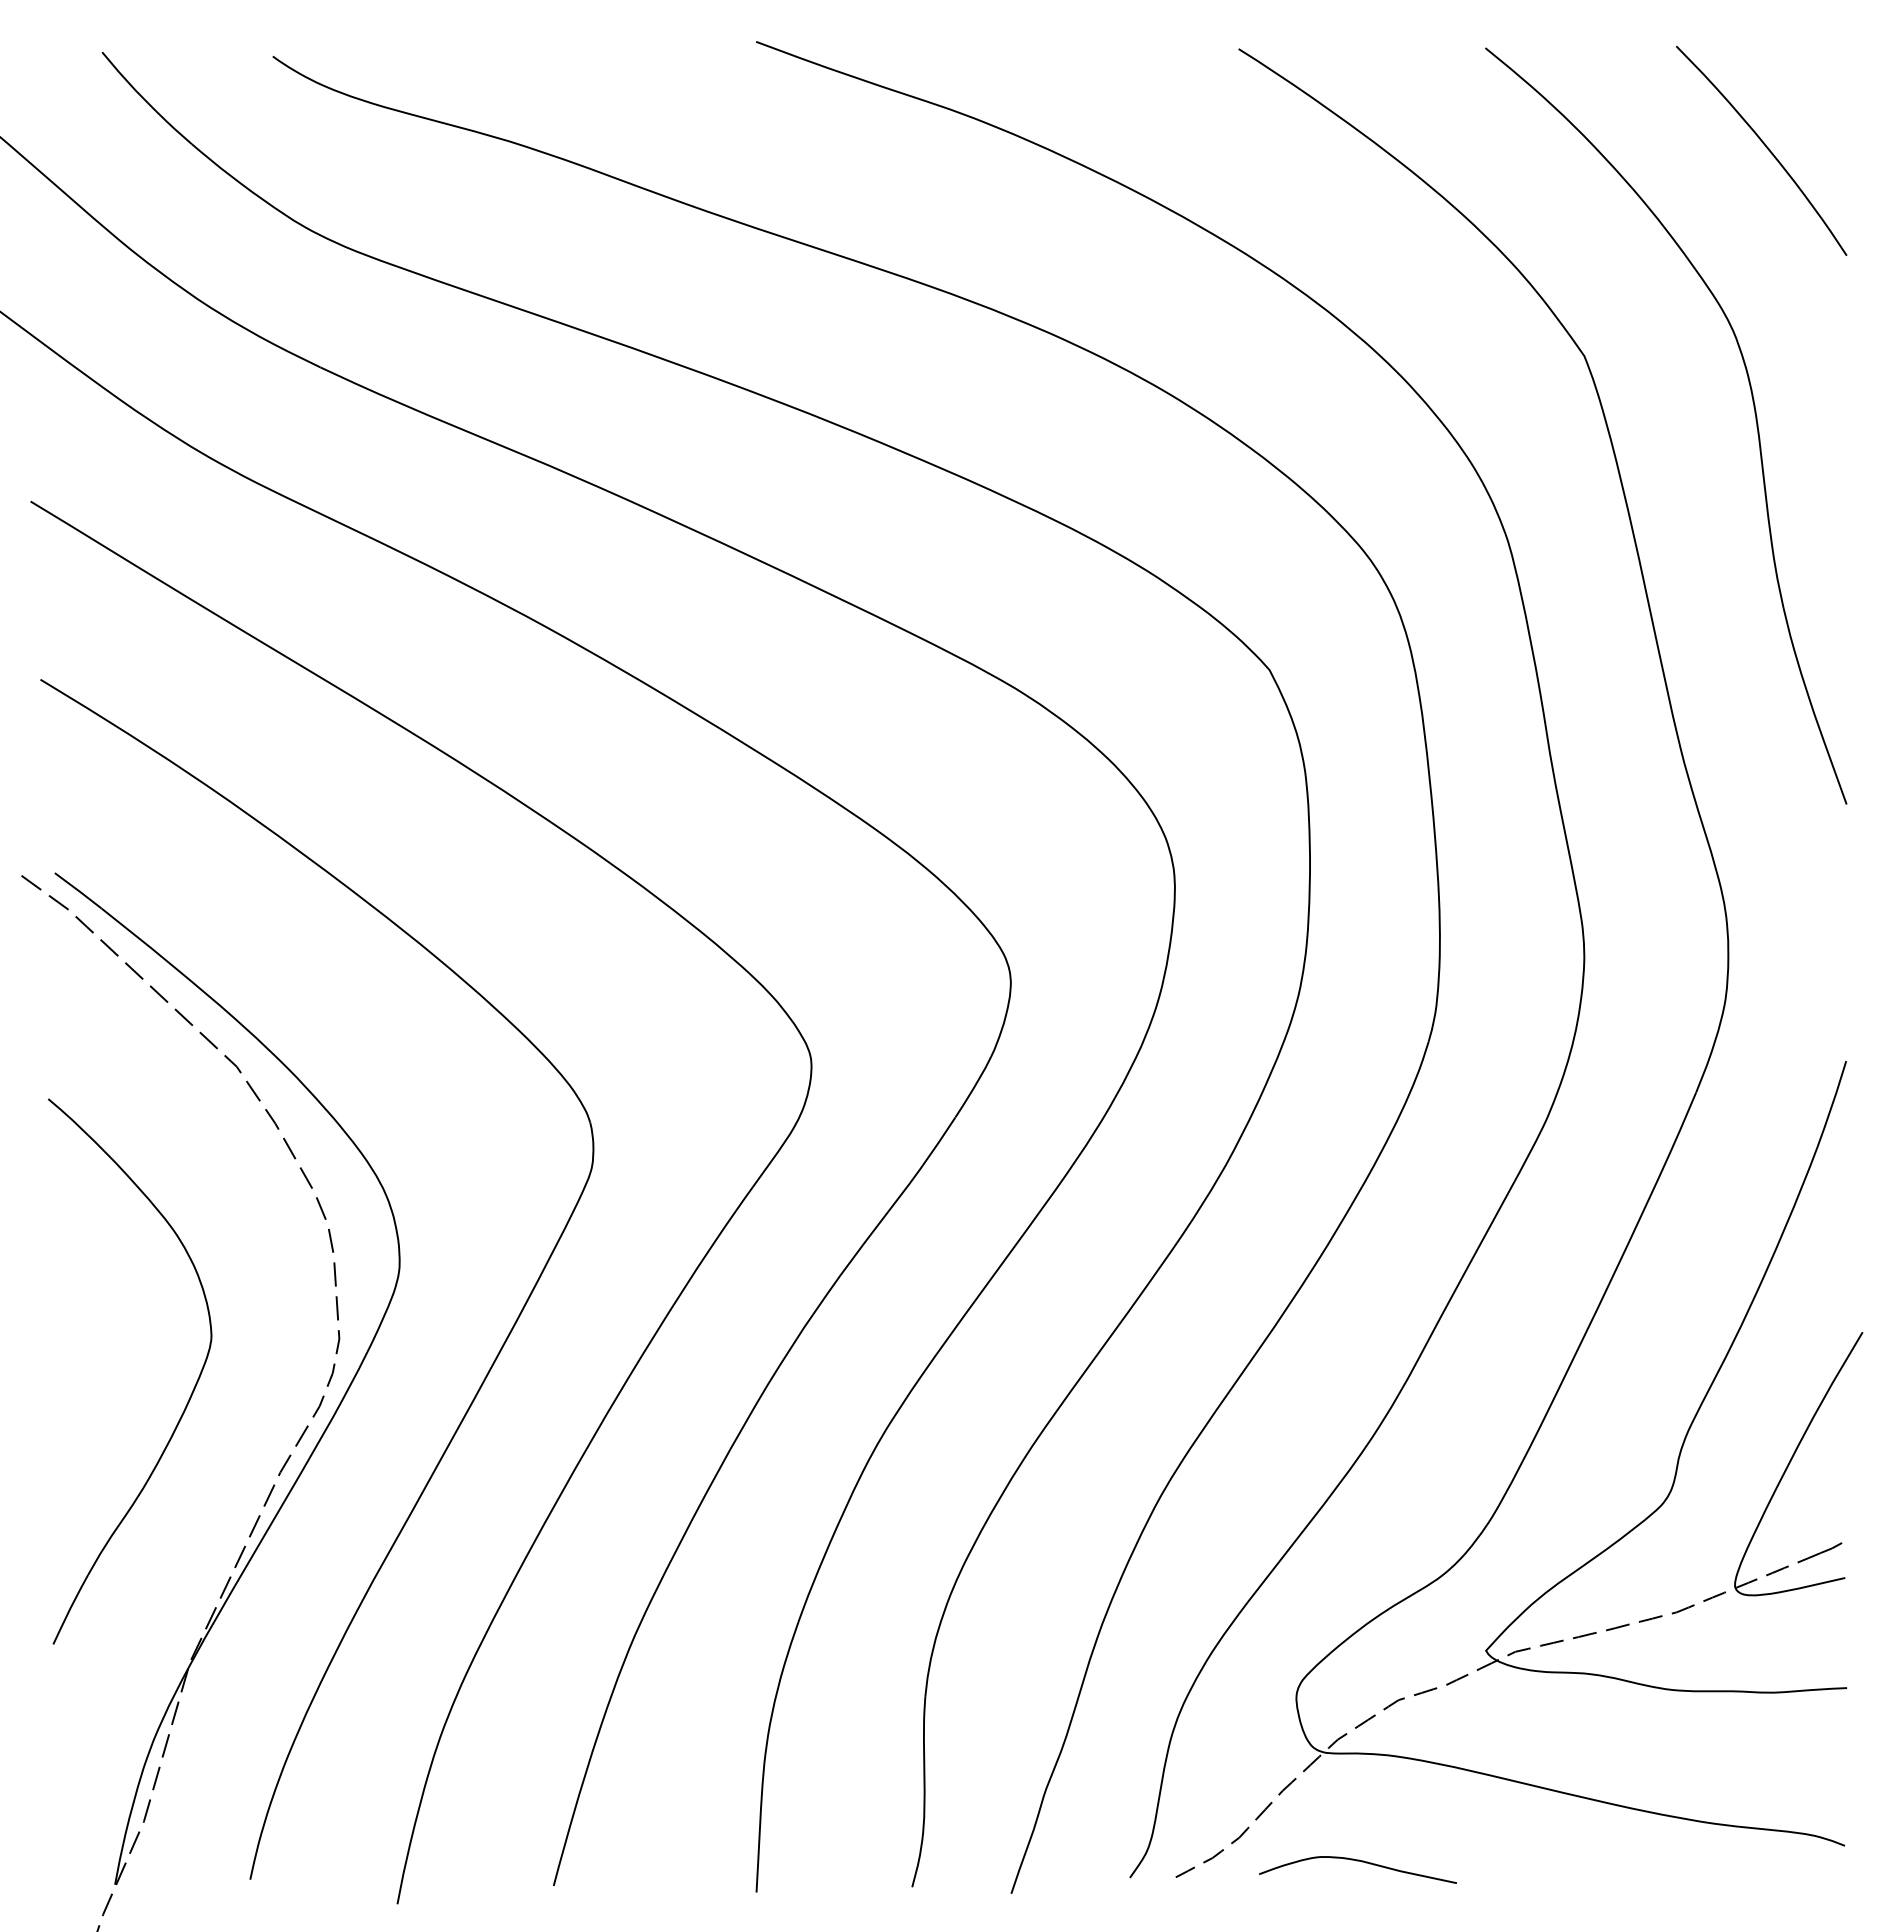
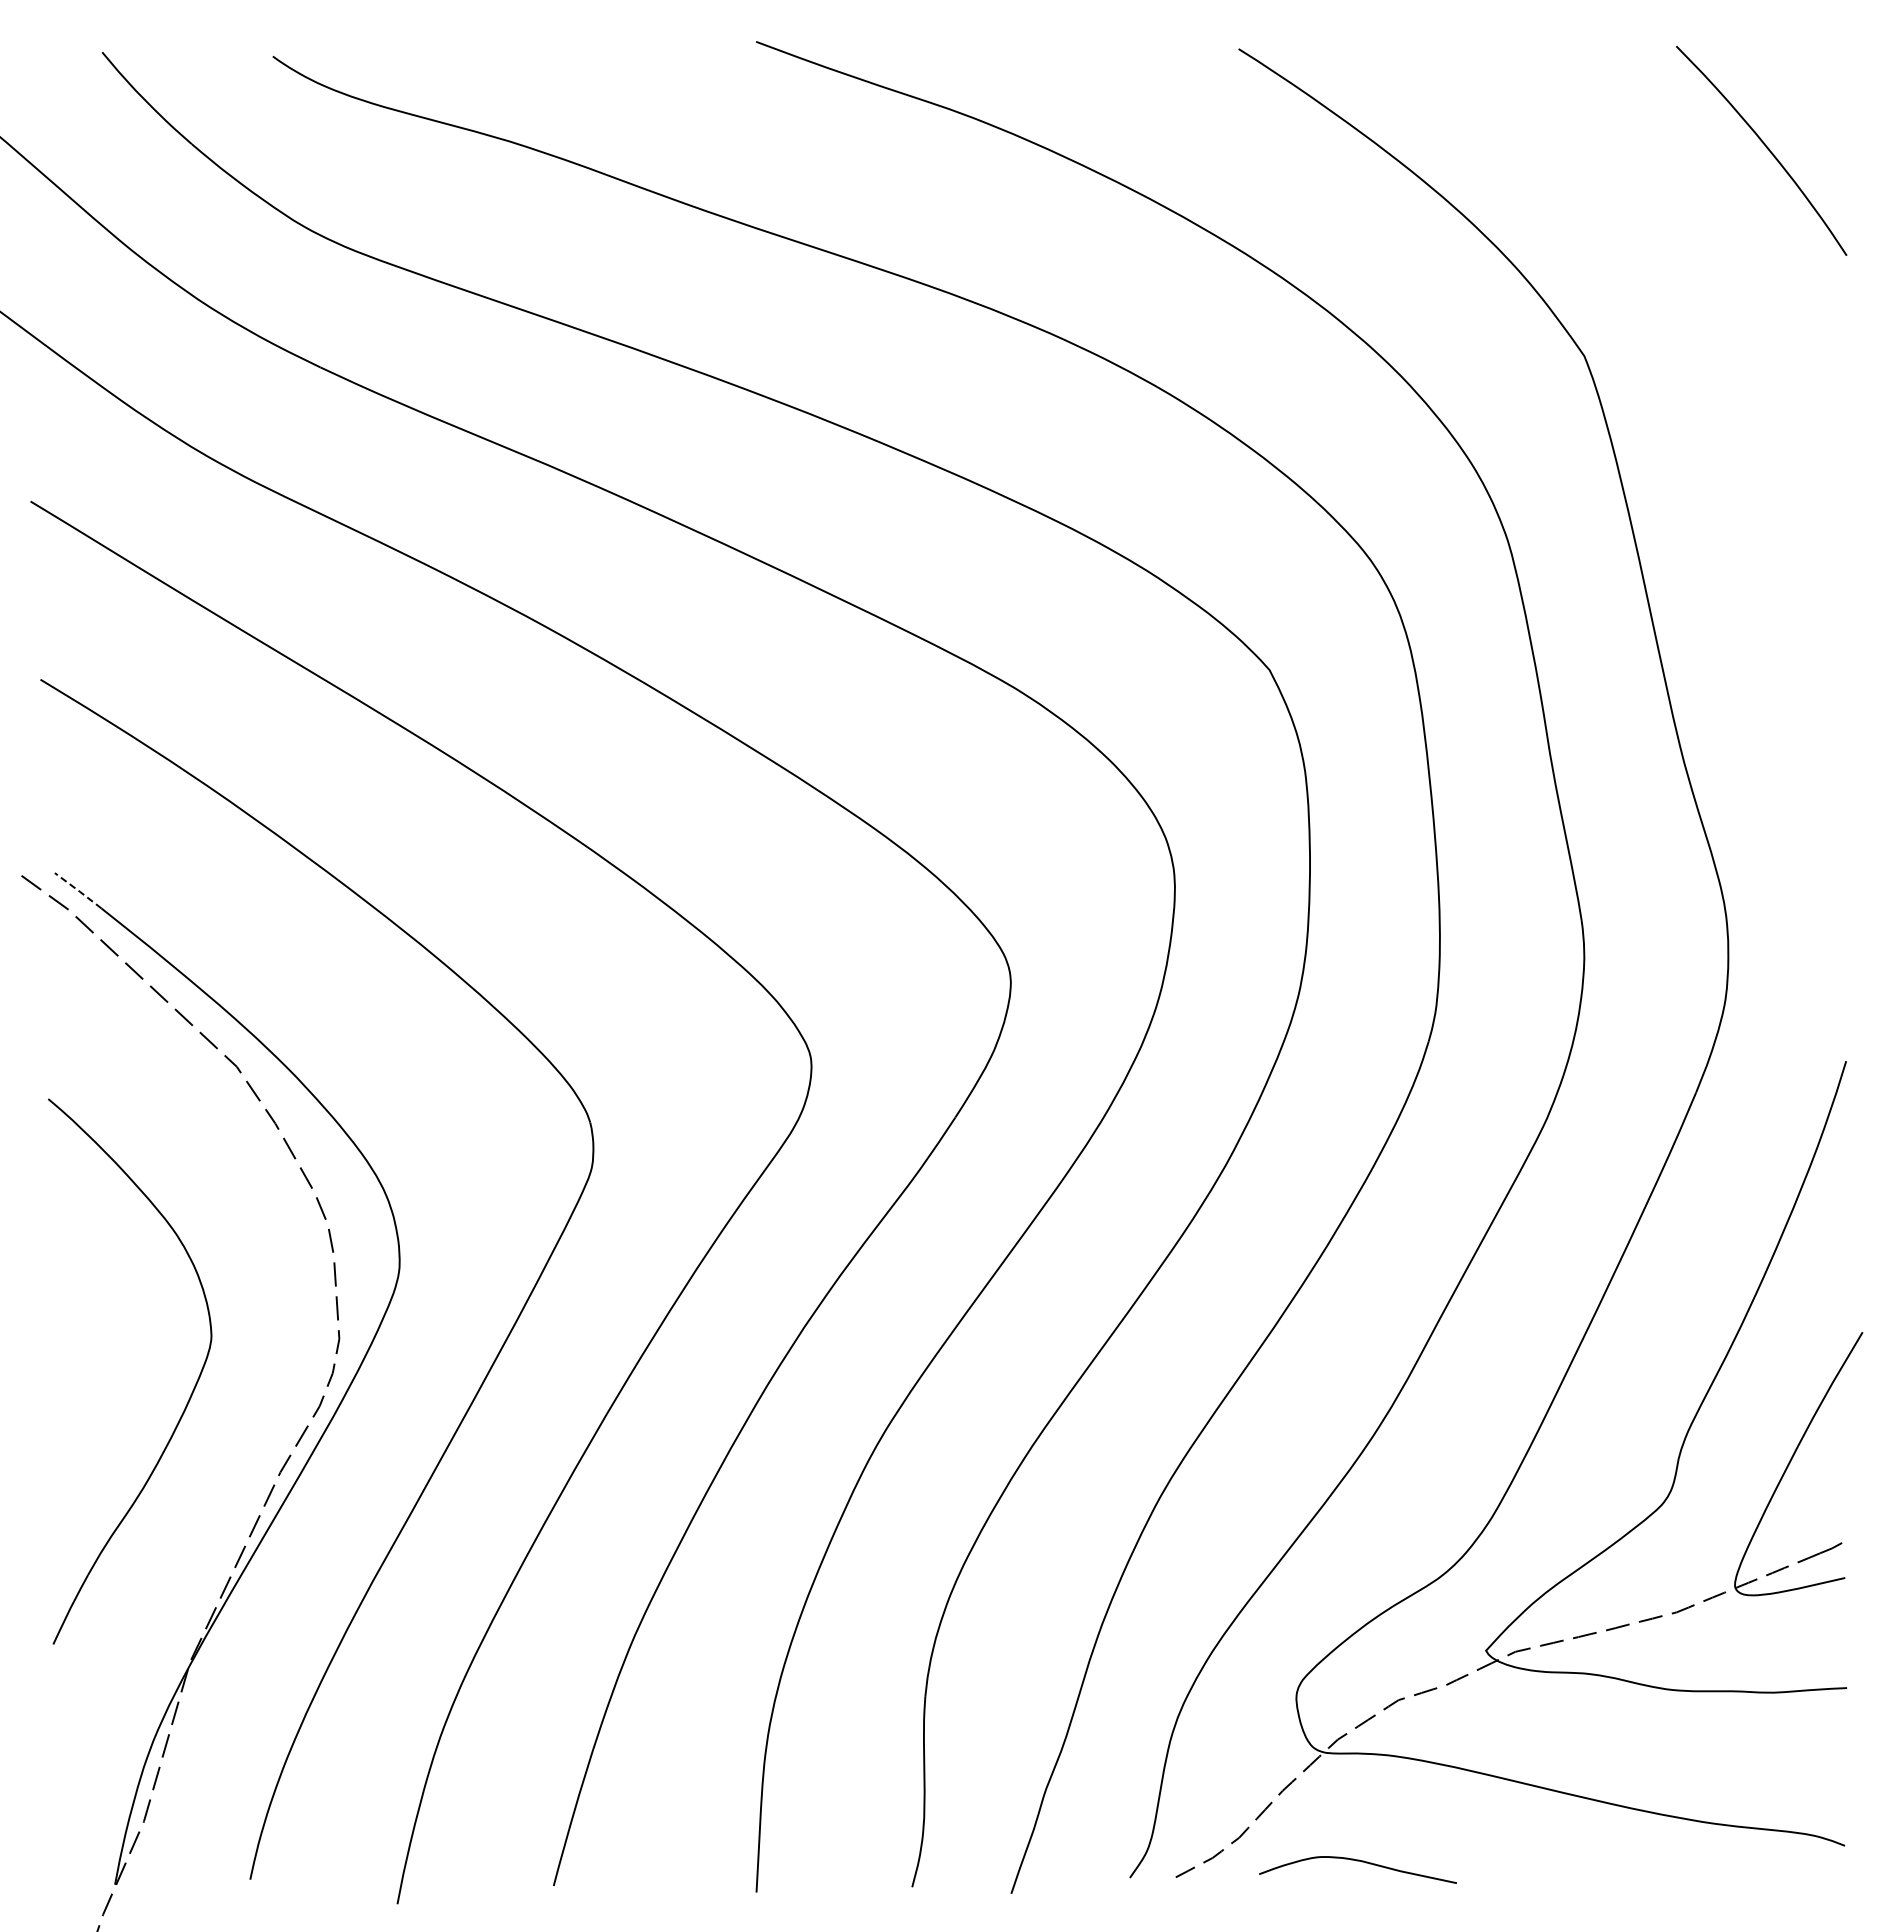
part: present -> none (1754, 413)
line: solid -> dashed (78, 890)
